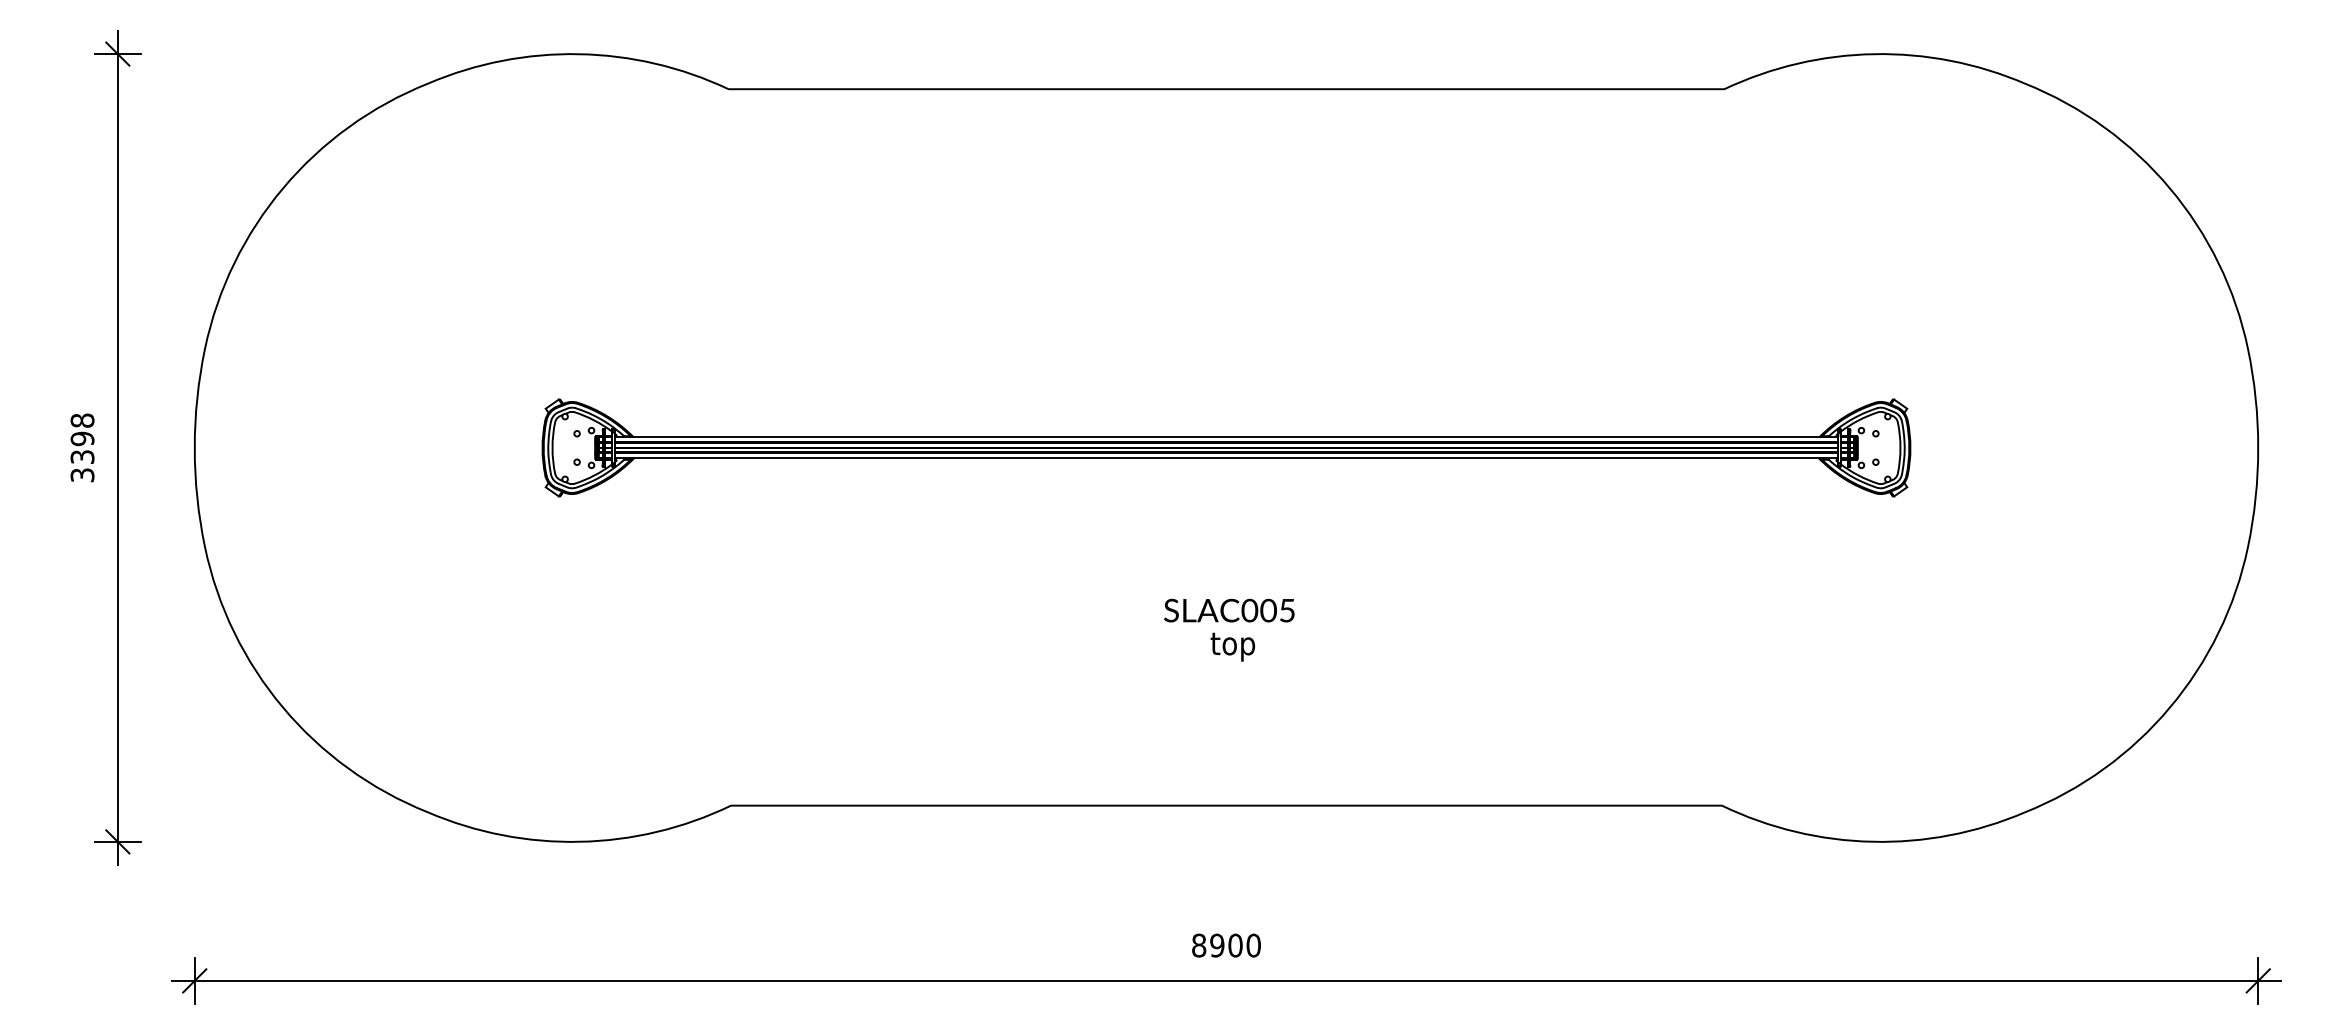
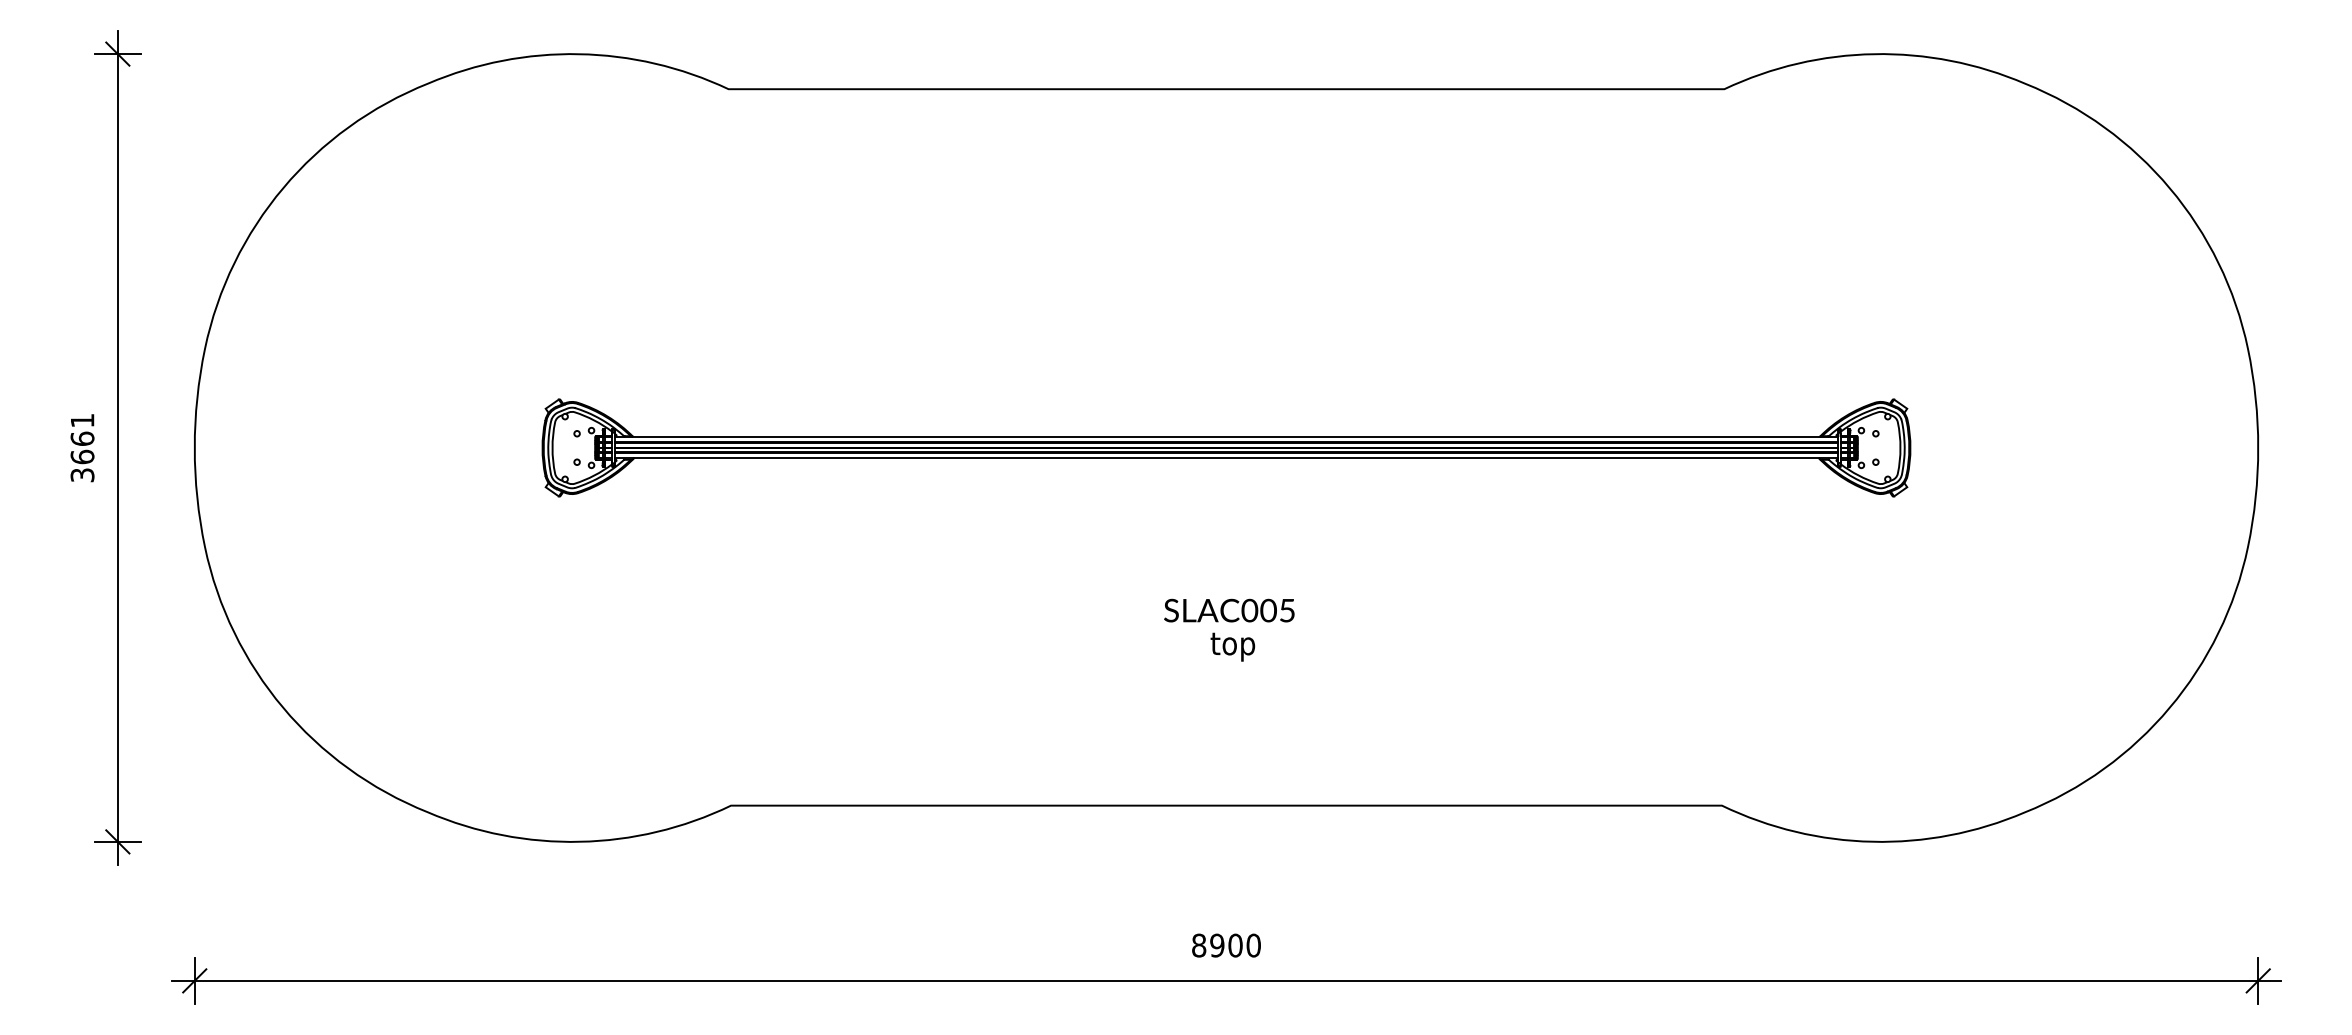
text: 3398 -> 3661 (82, 438)
